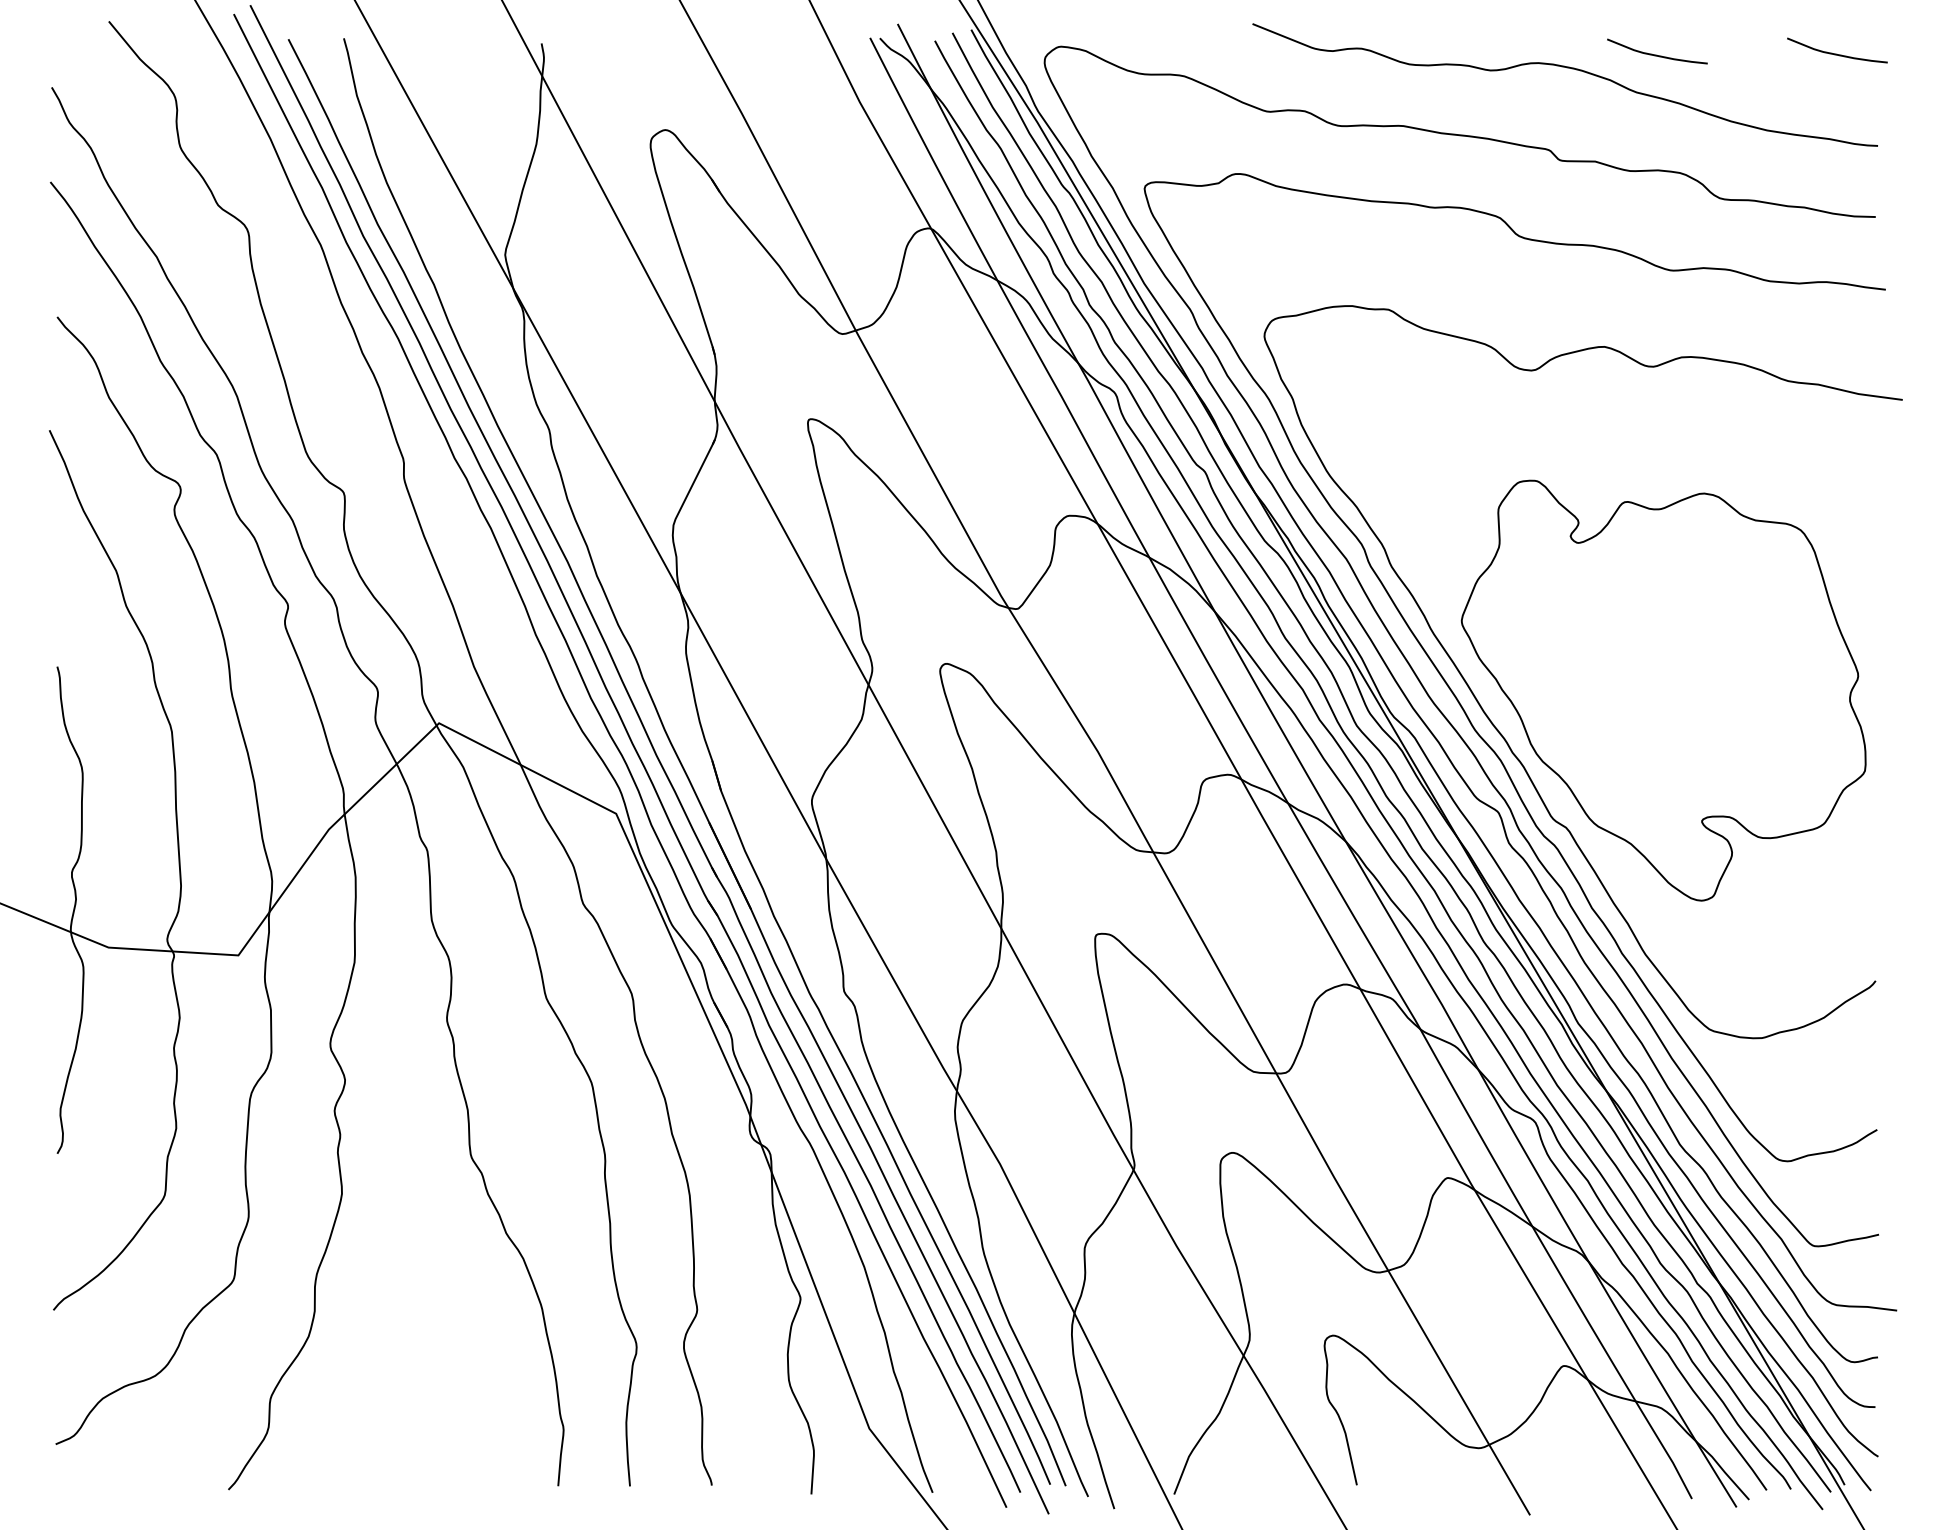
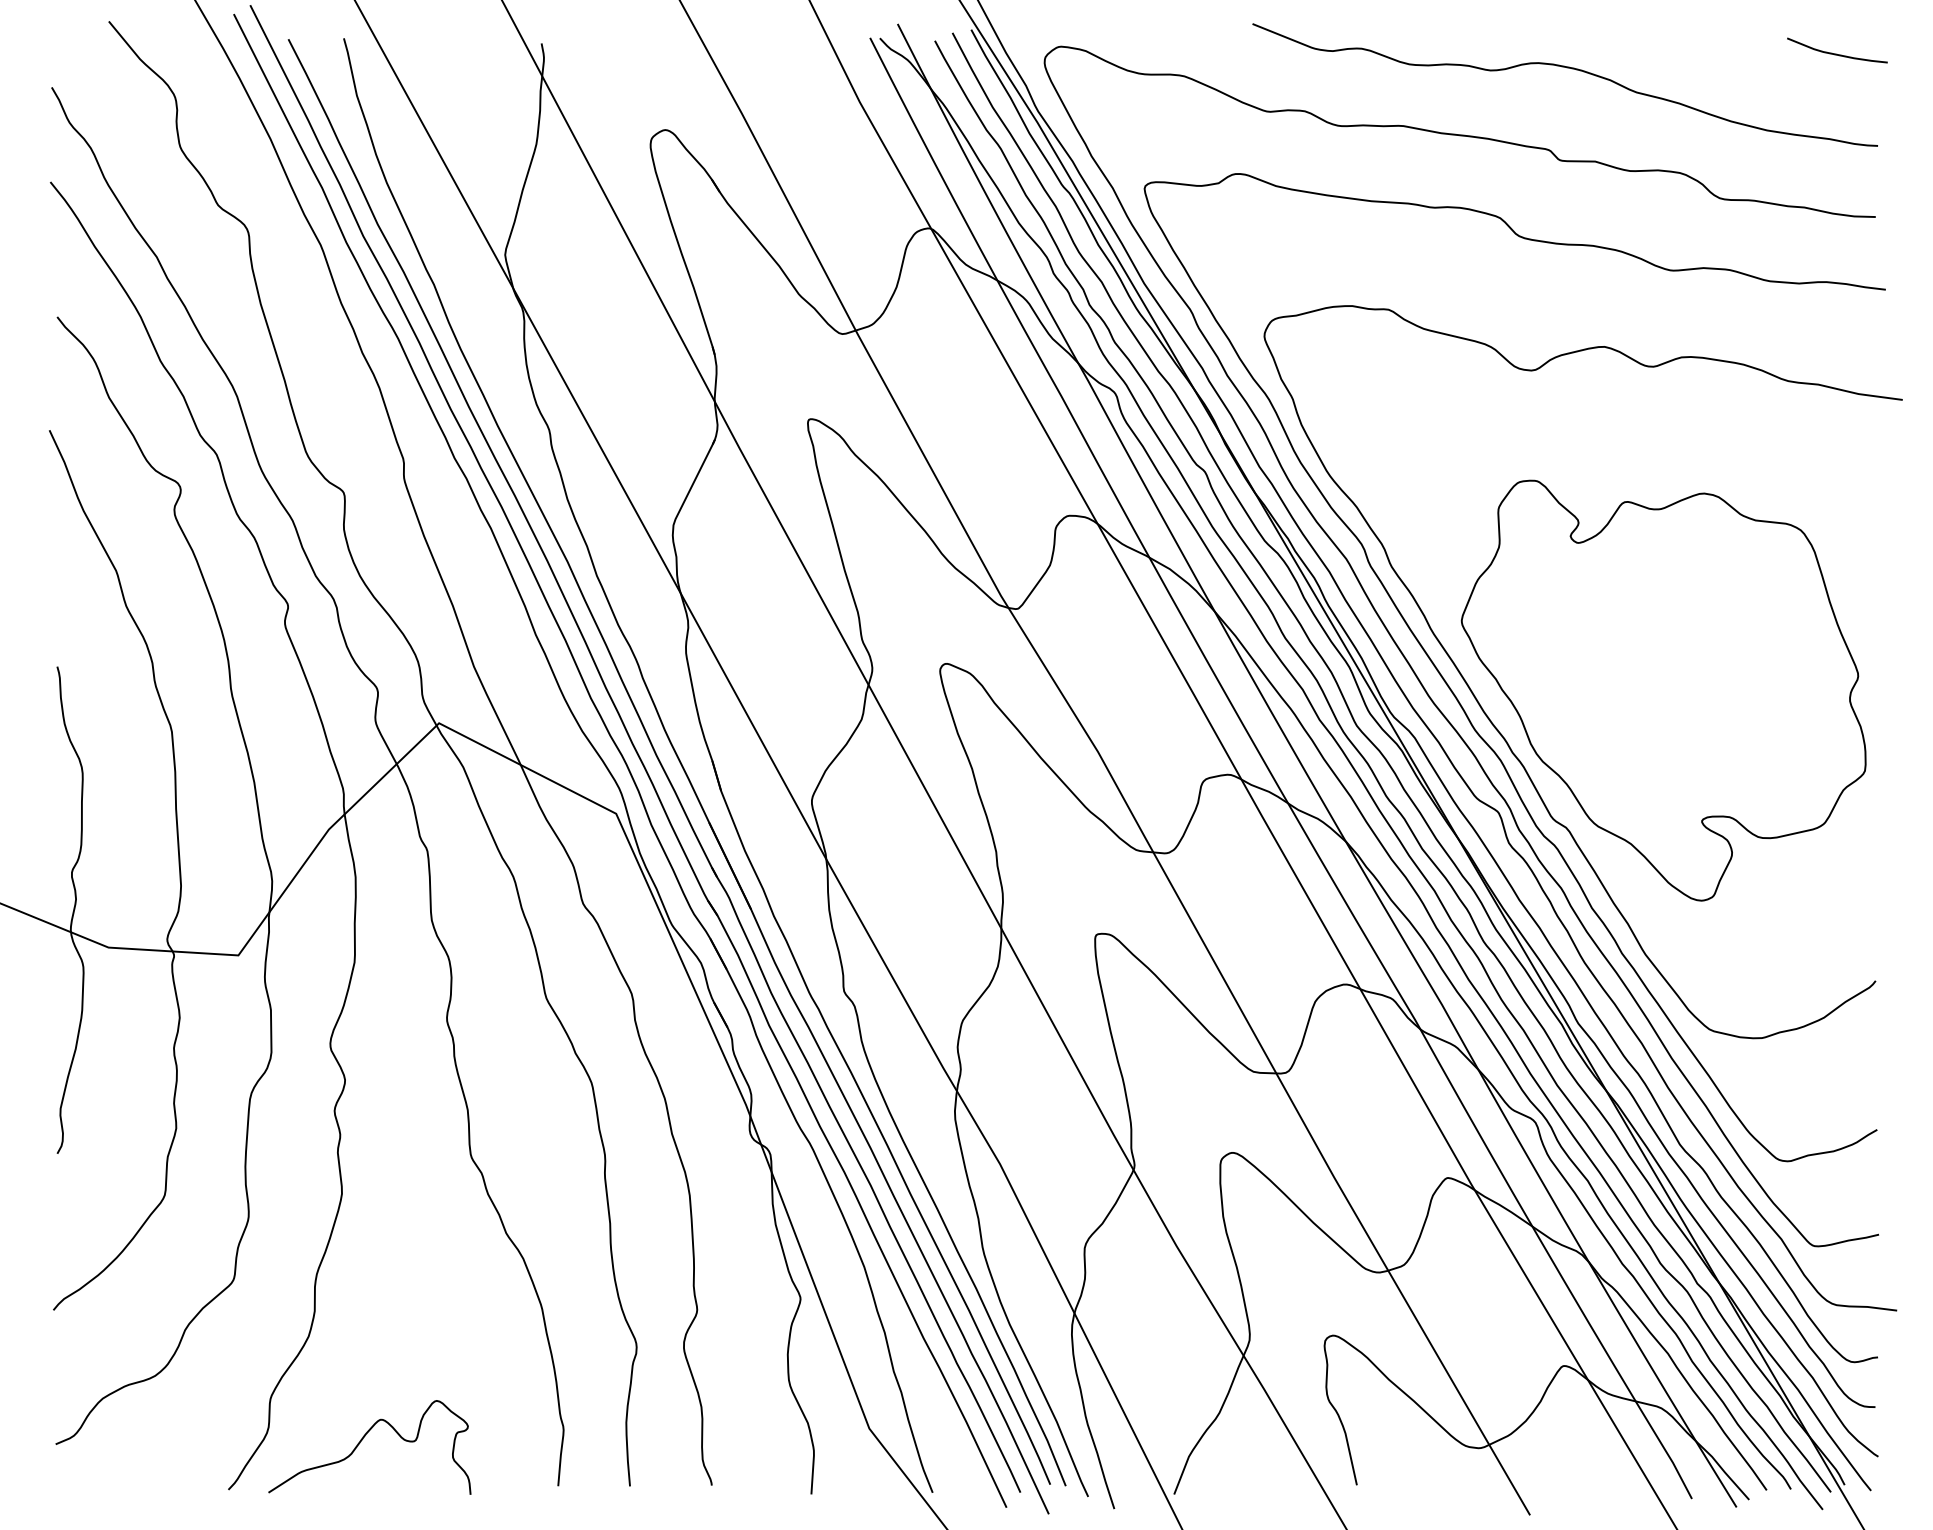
curve: present -> none (1656, 54)
curve: none -> present (360, 1443)
